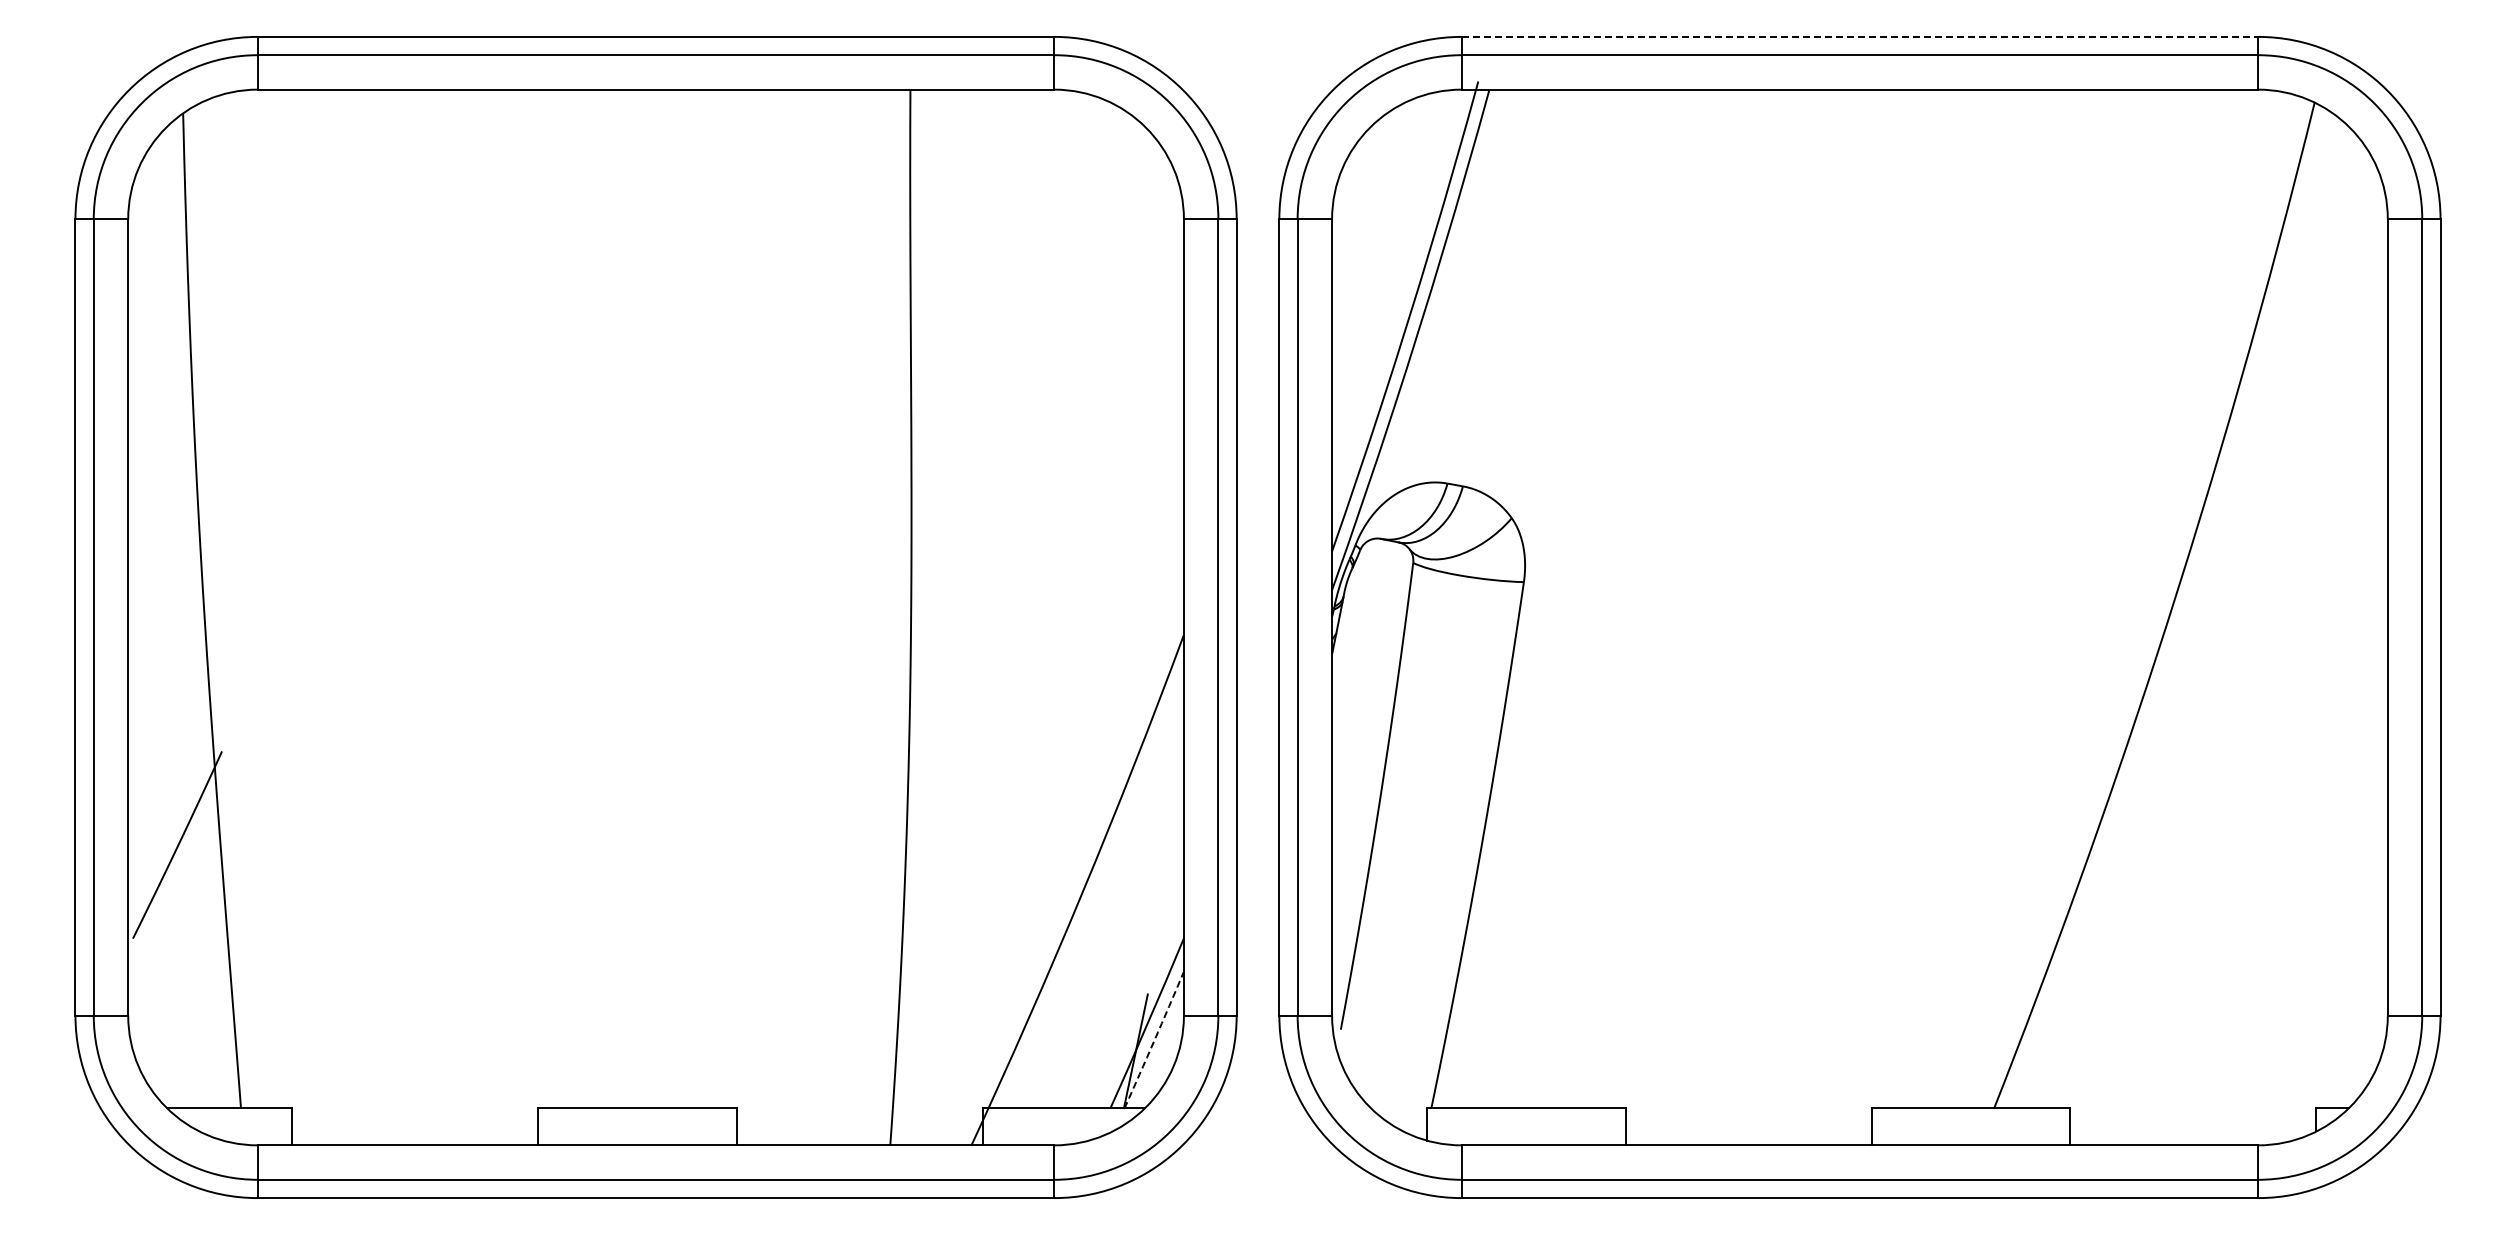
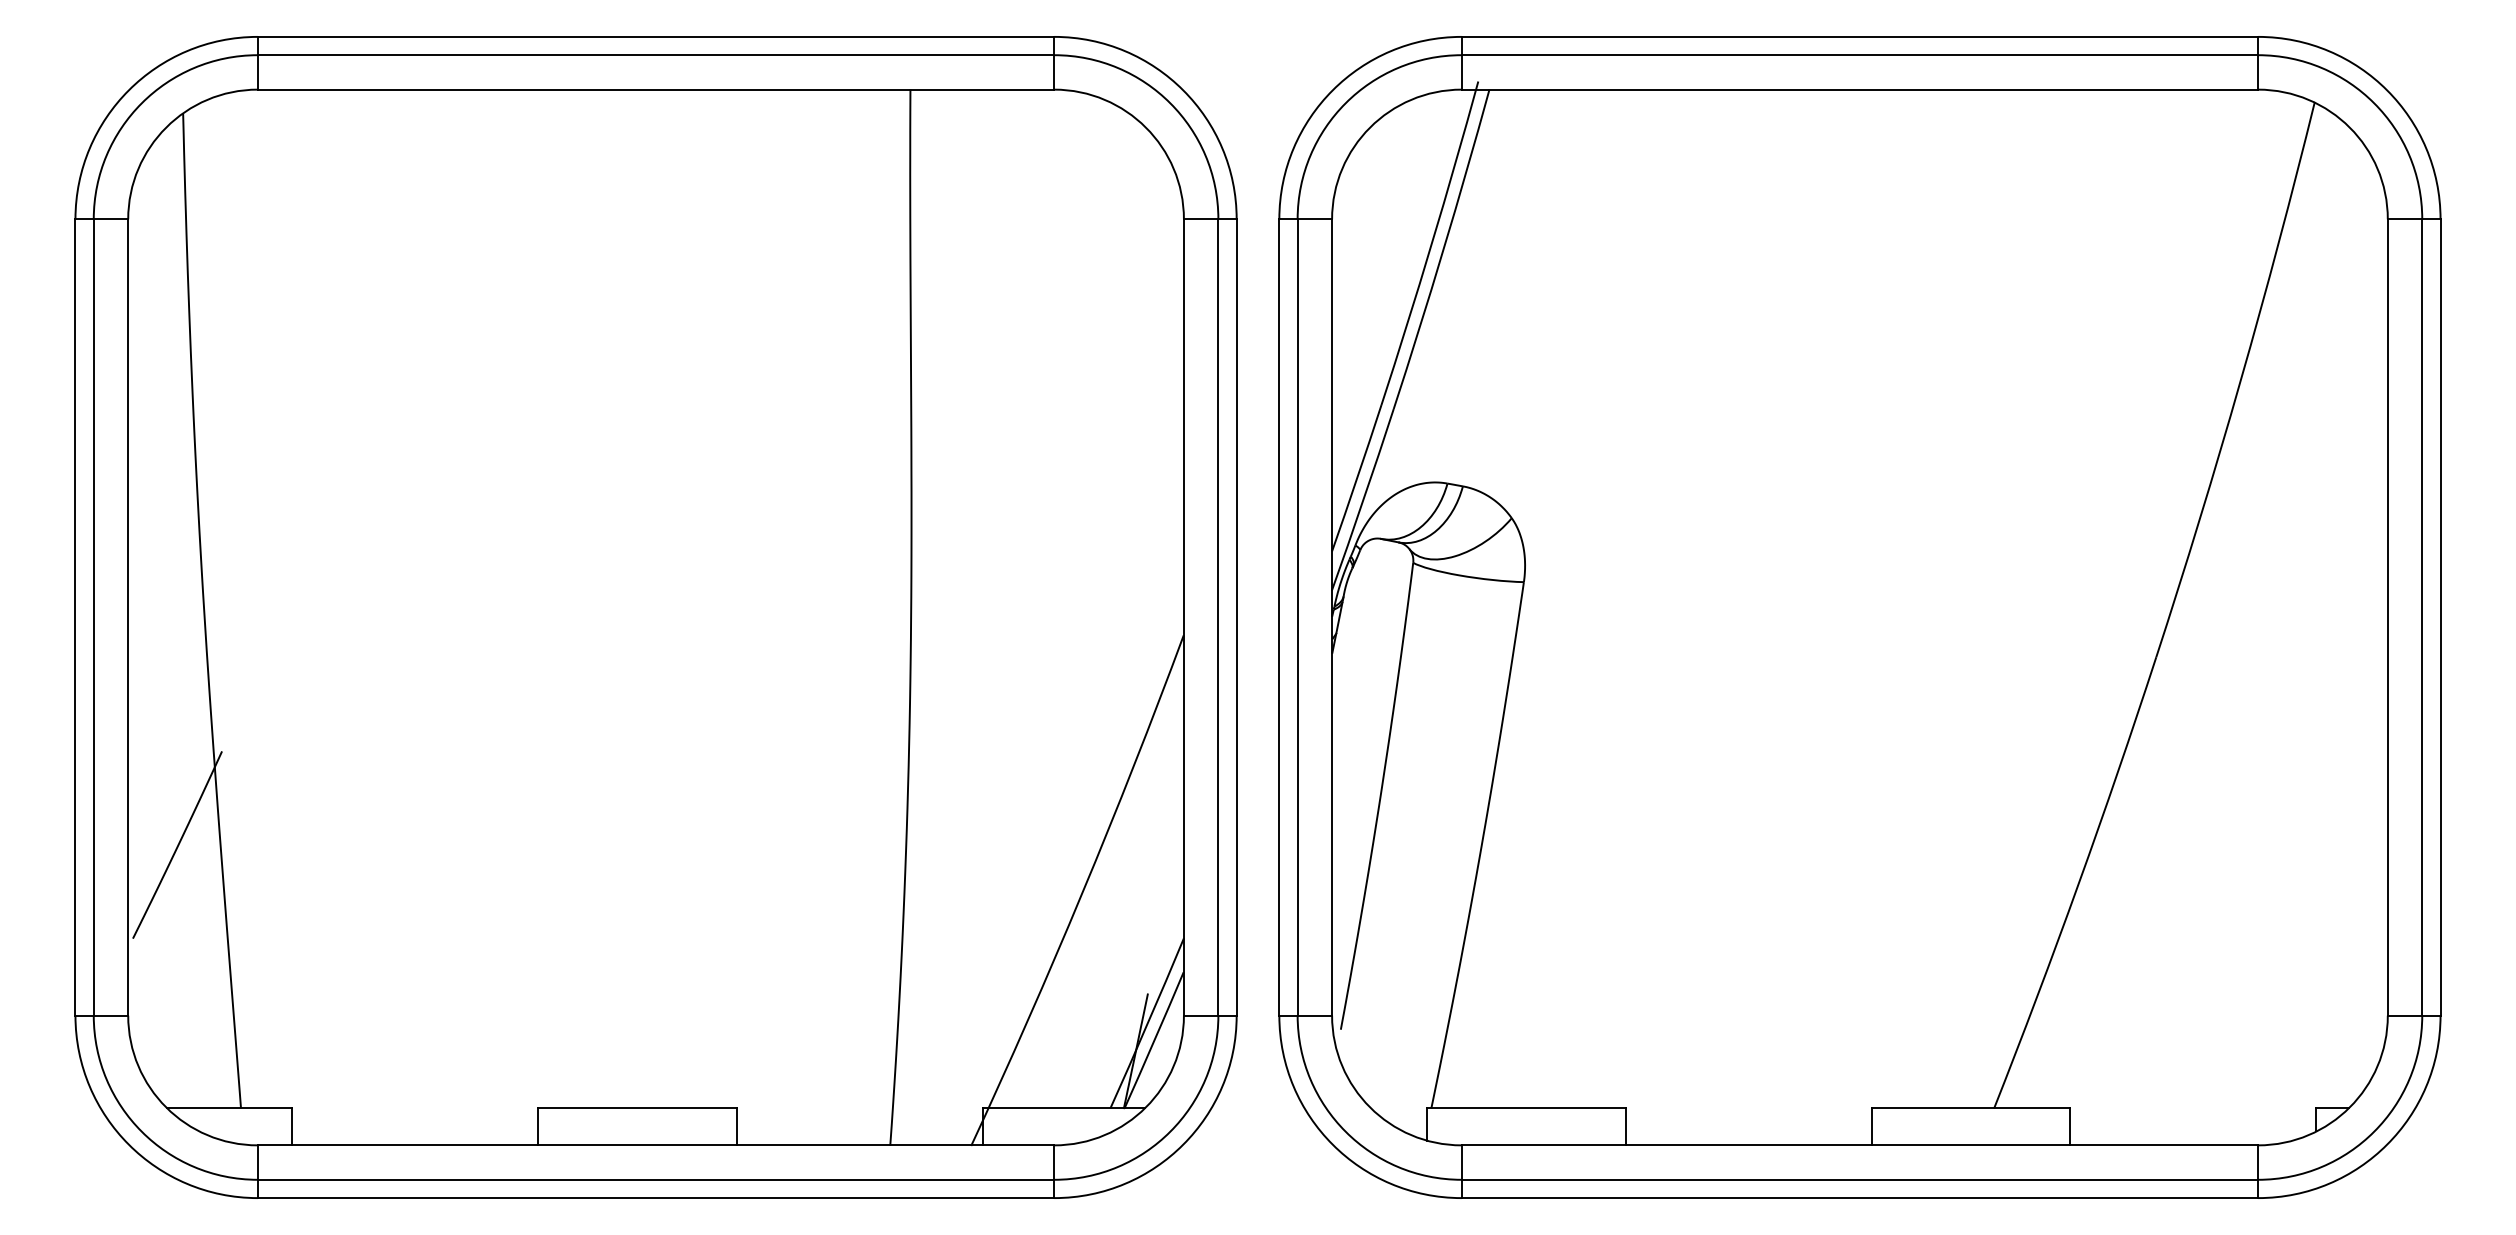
line: dashed -> solid (1860, 36)
arc: dashed -> solid (1154, 1040)
